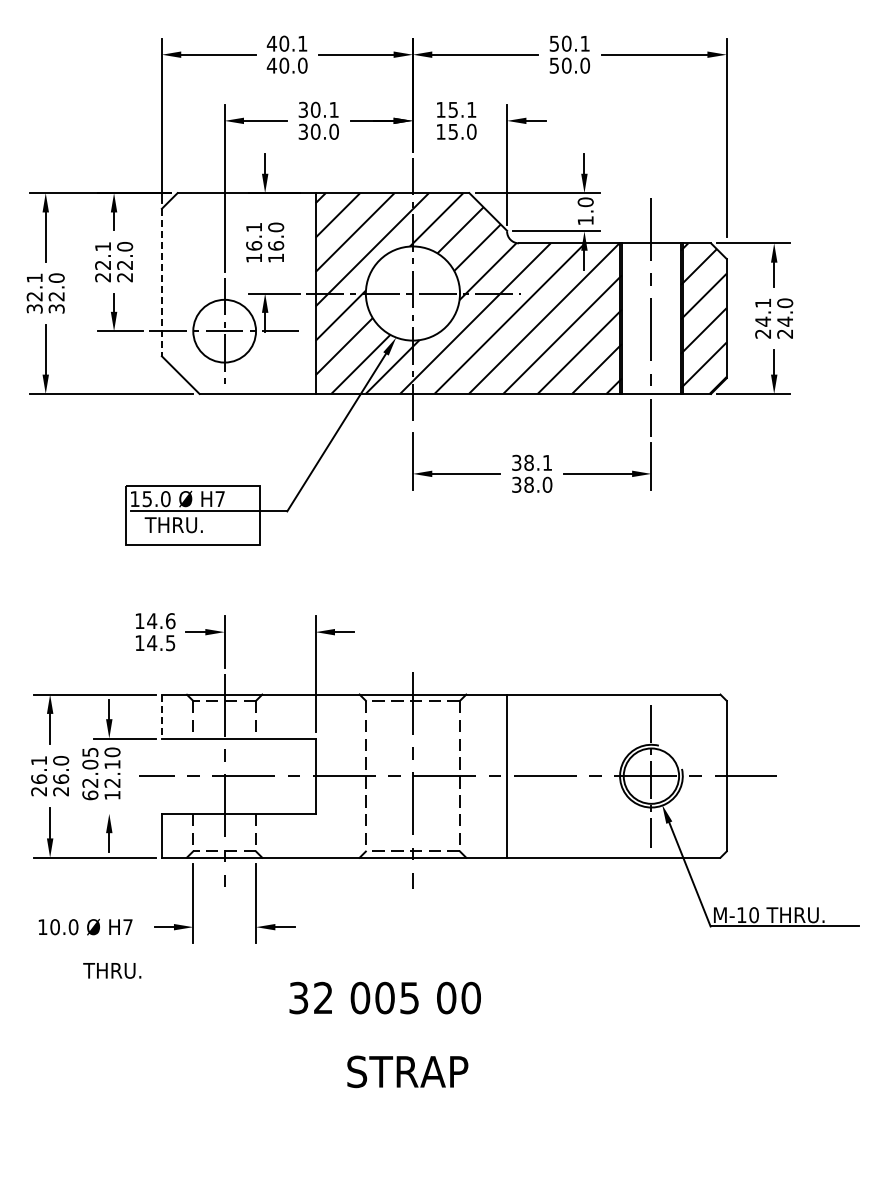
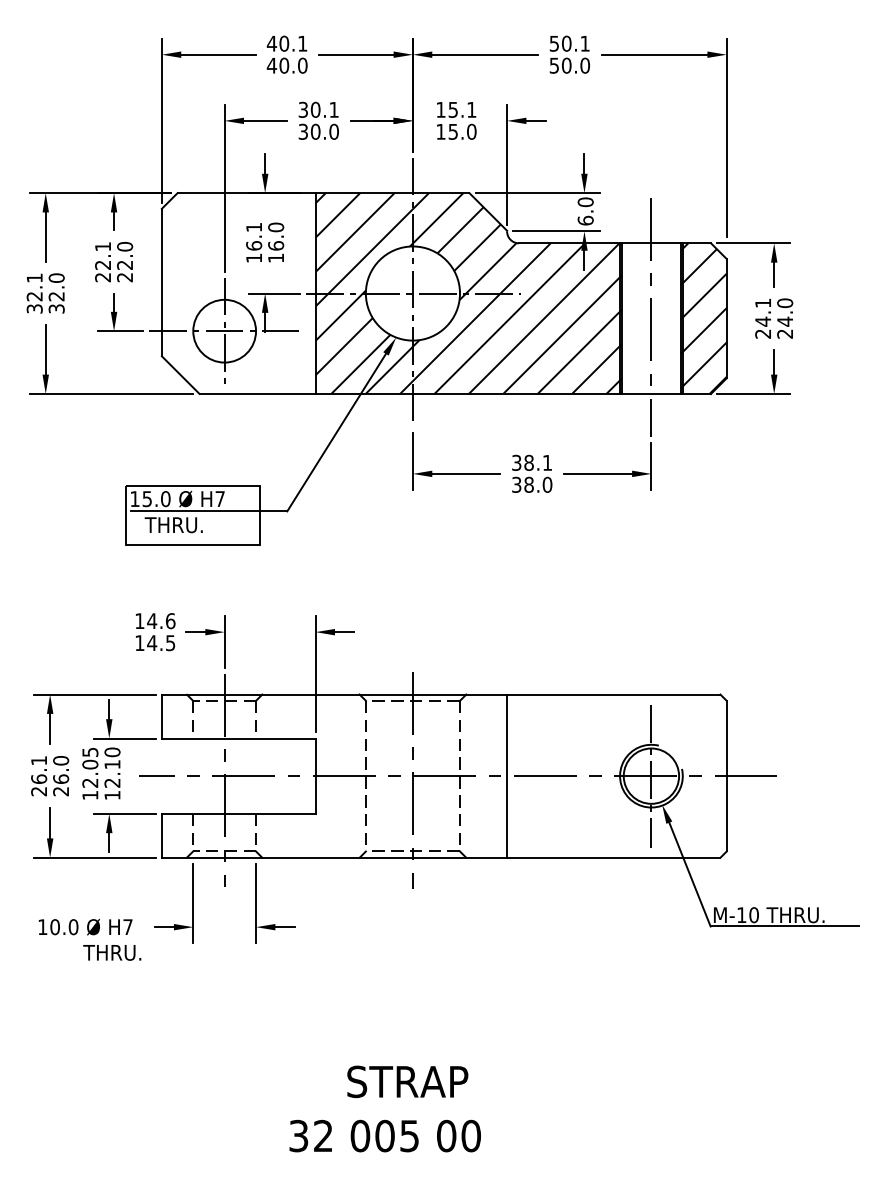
text: 1.0 -> 6.0 (585, 220)
line: dashed -> solid (161, 282)
line: dashed -> solid (161, 716)
text: 62.05 -> 12.05 (90, 795)
line: none -> present (124, 813)
text position: (112, 970) -> (112, 952) (112, 952)
text position: (384, 997) -> (384, 1135) (384, 1135)
text position: (407, 1071) -> (407, 1081) (407, 1081)
